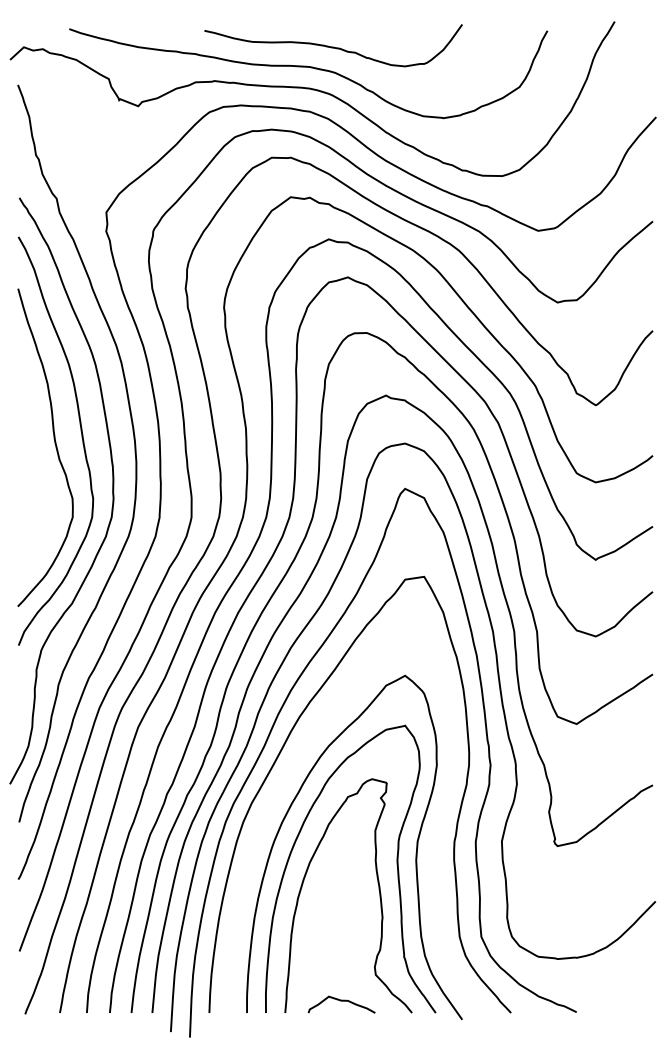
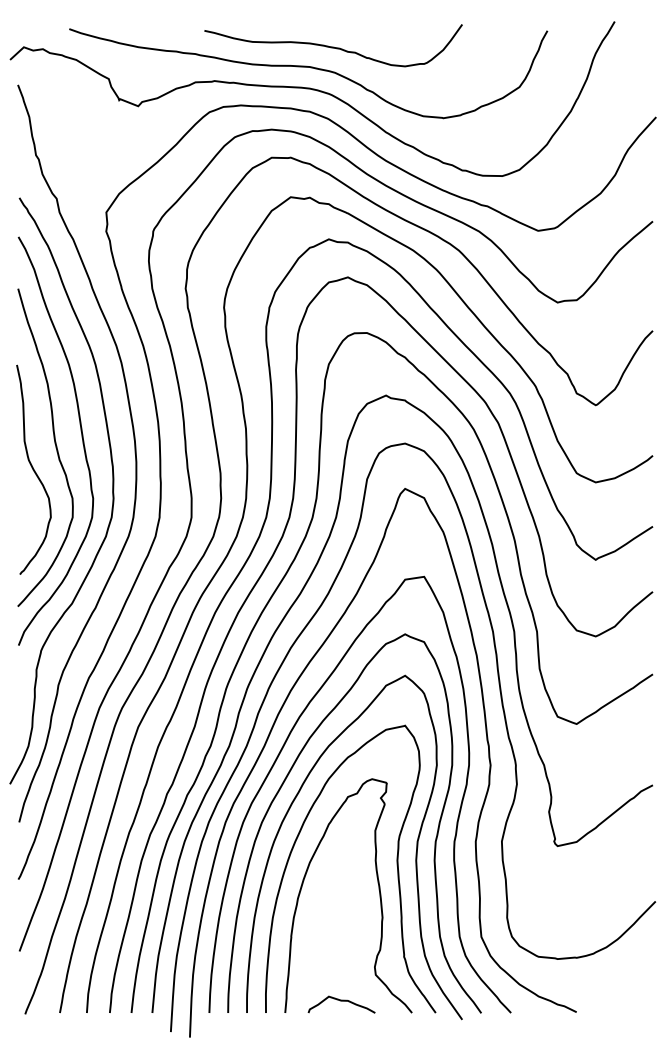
curve: none -> present (33, 469)
curve: none -> present (285, 781)
